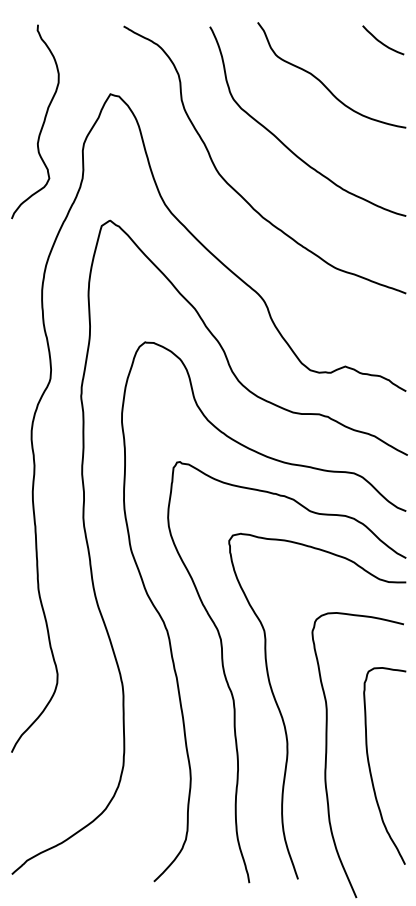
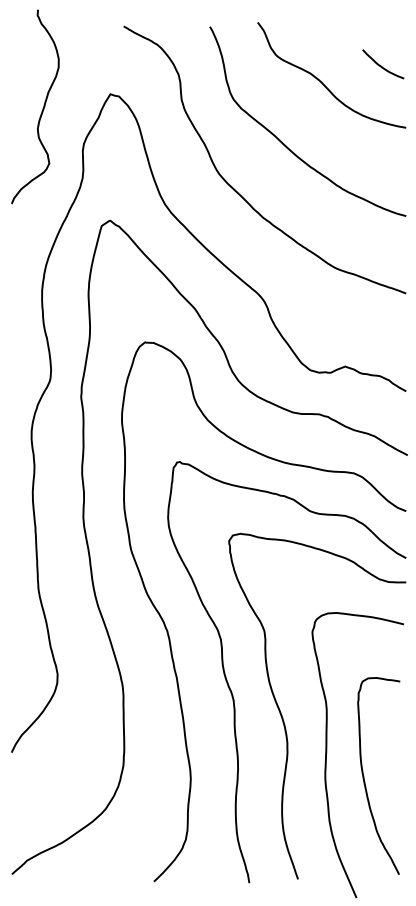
curve position: (381, 41) -> (381, 65) (381, 65)
curve position: (42, 123) -> (42, 108) (42, 108)
curve position: (370, 766) -> (364, 776) (364, 776)
